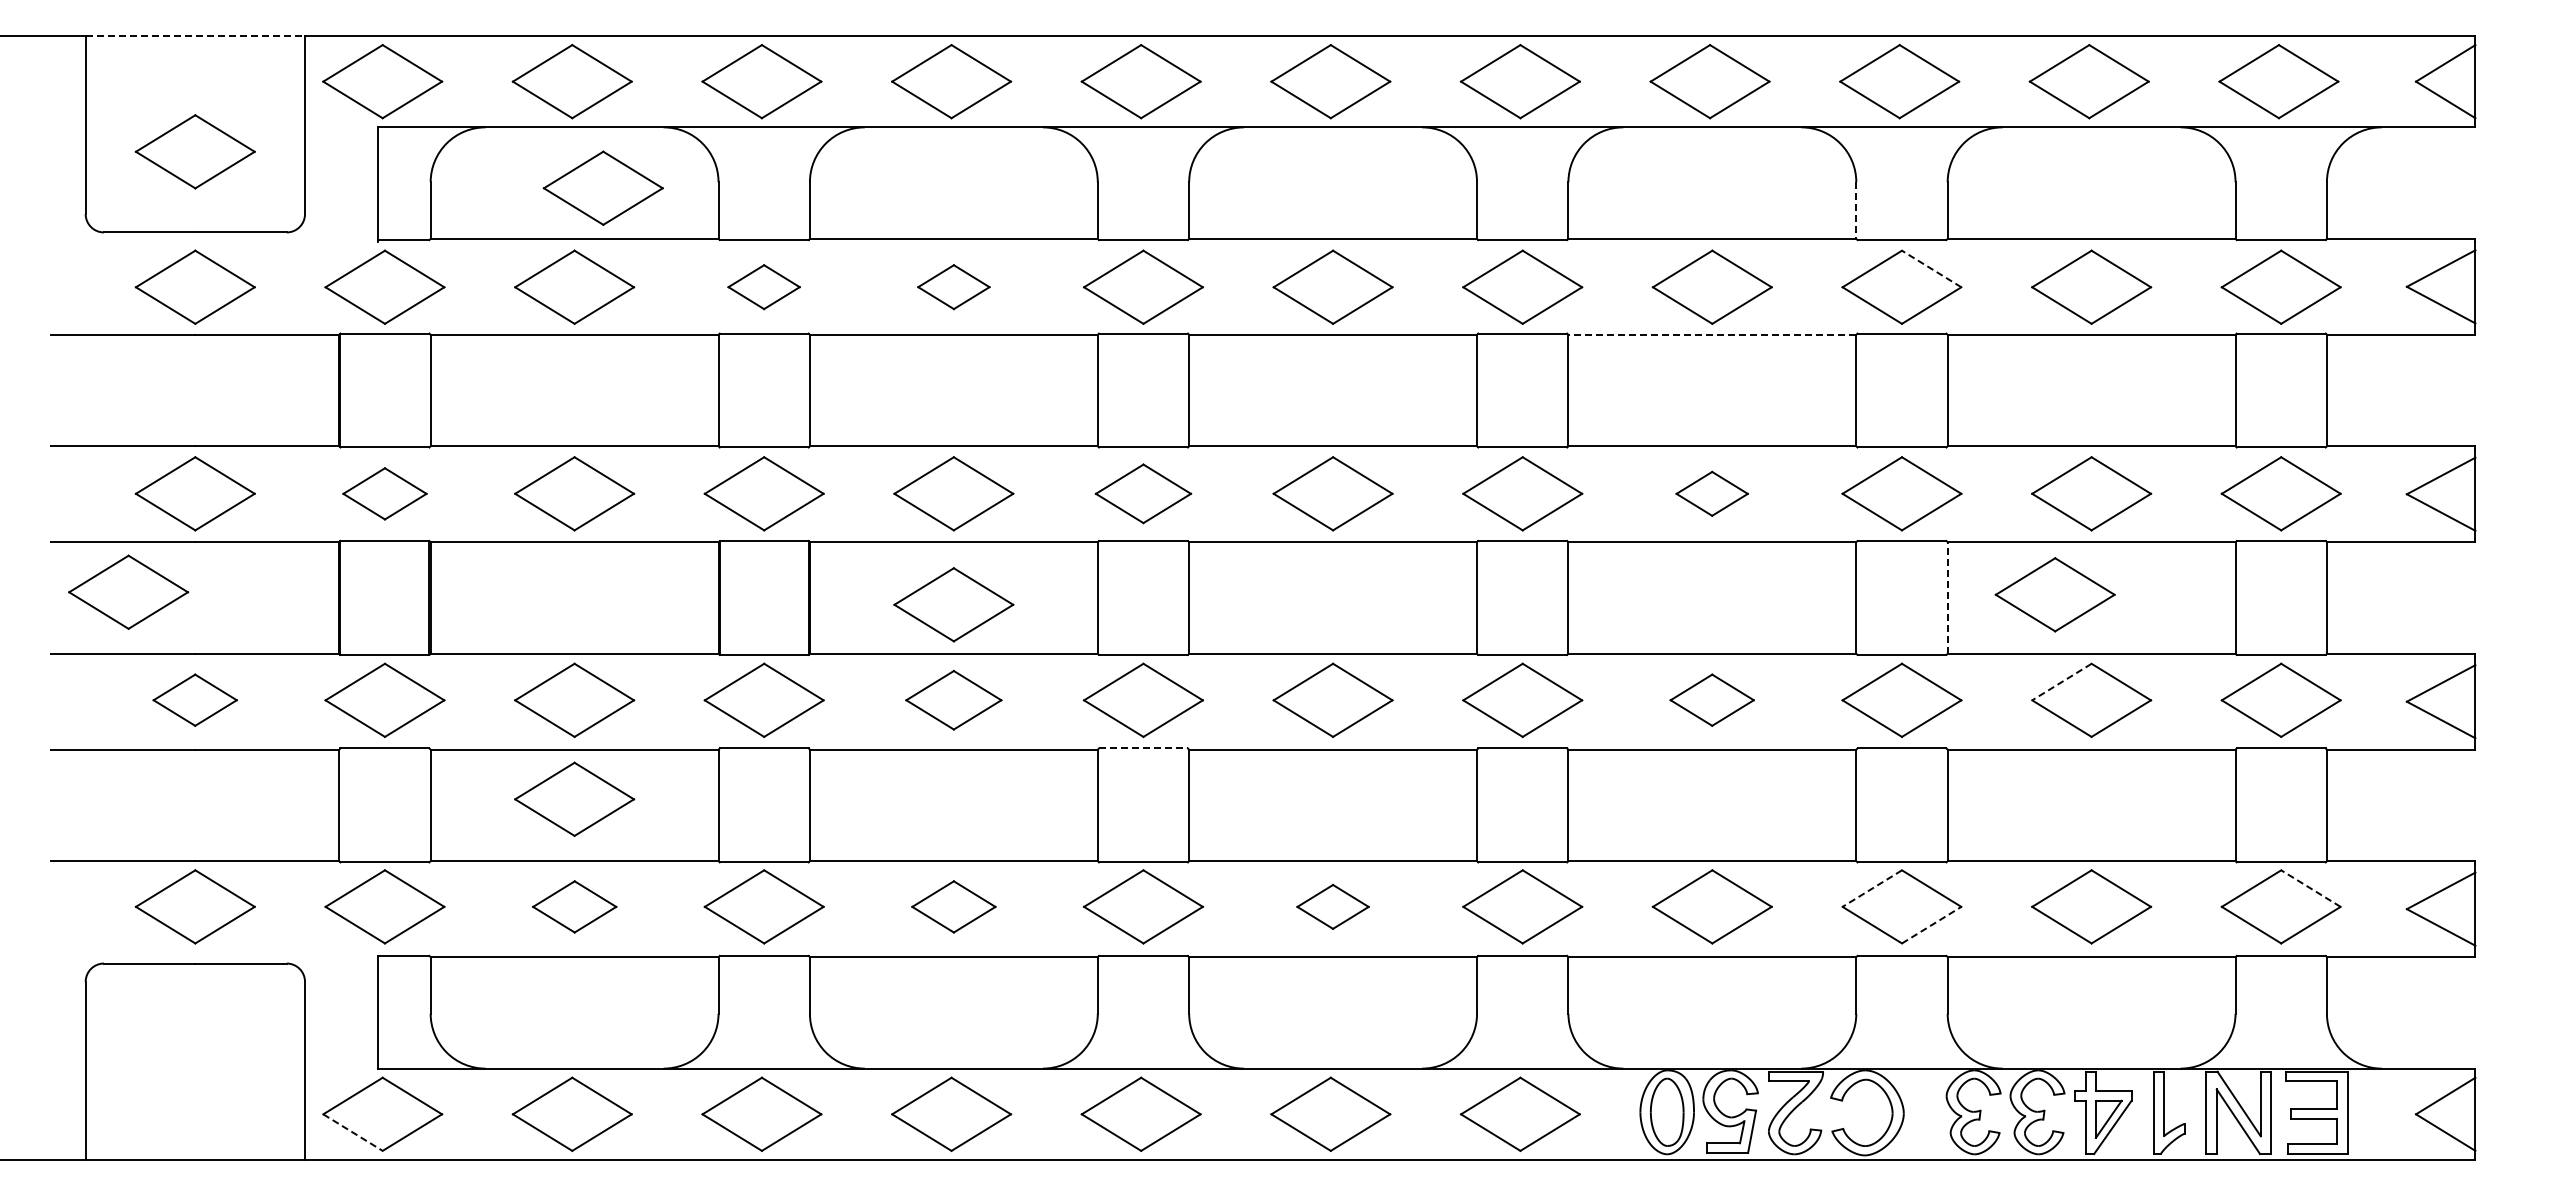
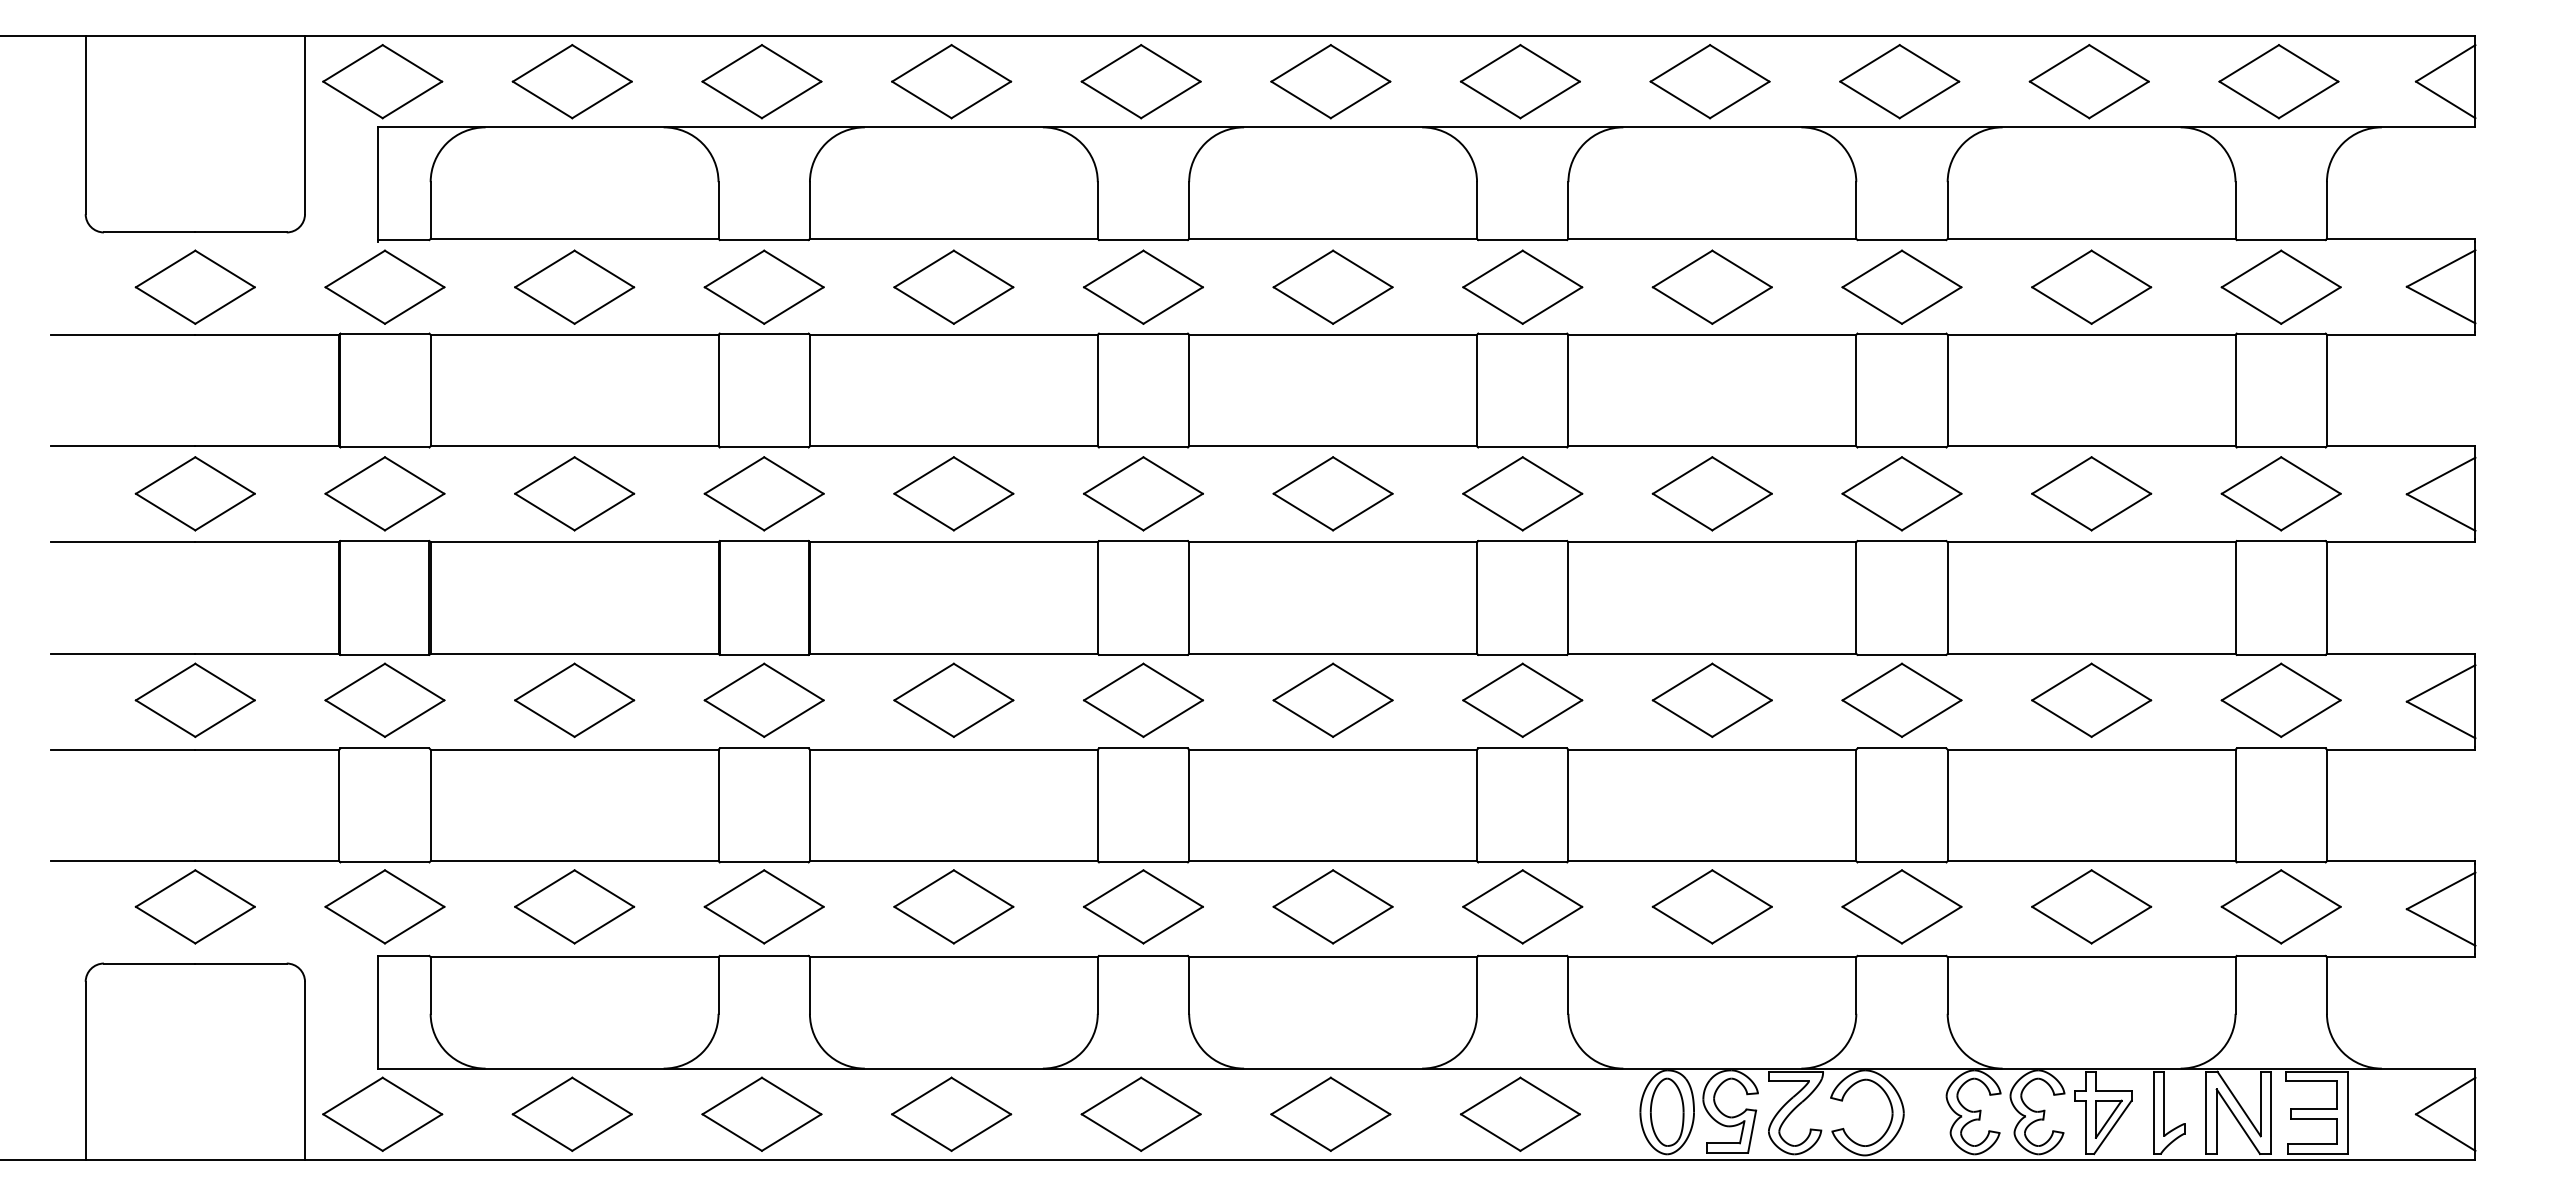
line: dashed -> solid (195, 35)
part: present -> none (194, 151)
part: present -> none (602, 187)
line: dashed -> solid (1856, 211)
line: dashed -> solid (1931, 269)
part size: 74x47 px -> 122x76 px (763, 286)
part size: 74x47 px -> 122x76 px (953, 286)
line: dashed -> solid (1712, 334)
part size: 86x54 px -> 122x76 px (384, 493)
part size: 99x62 px -> 121x76 px (1143, 493)
part size: 74x47 px -> 122x76 px (1711, 493)
part: present -> none (128, 591)
part: present -> none (2054, 594)
line: dashed -> solid (1947, 597)
part: present -> none (953, 604)
line: dashed -> solid (2061, 682)
part size: 86x54 px -> 122x76 px (194, 699)
part size: 86x54 px -> 122x76 px (1711, 699)
part size: 98x61 px -> 122x76 px (953, 699)
line: dashed -> solid (1143, 748)
part: present -> none (574, 798)
line: dashed -> solid (1872, 888)
line: dashed -> solid (2310, 888)
part size: 86x54 px -> 122x76 px (574, 906)
part size: 86x54 px -> 122x76 px (953, 906)
part size: 74x47 px -> 122x76 px (1332, 906)
line: dashed -> solid (1931, 925)
line: dashed -> solid (353, 1132)
